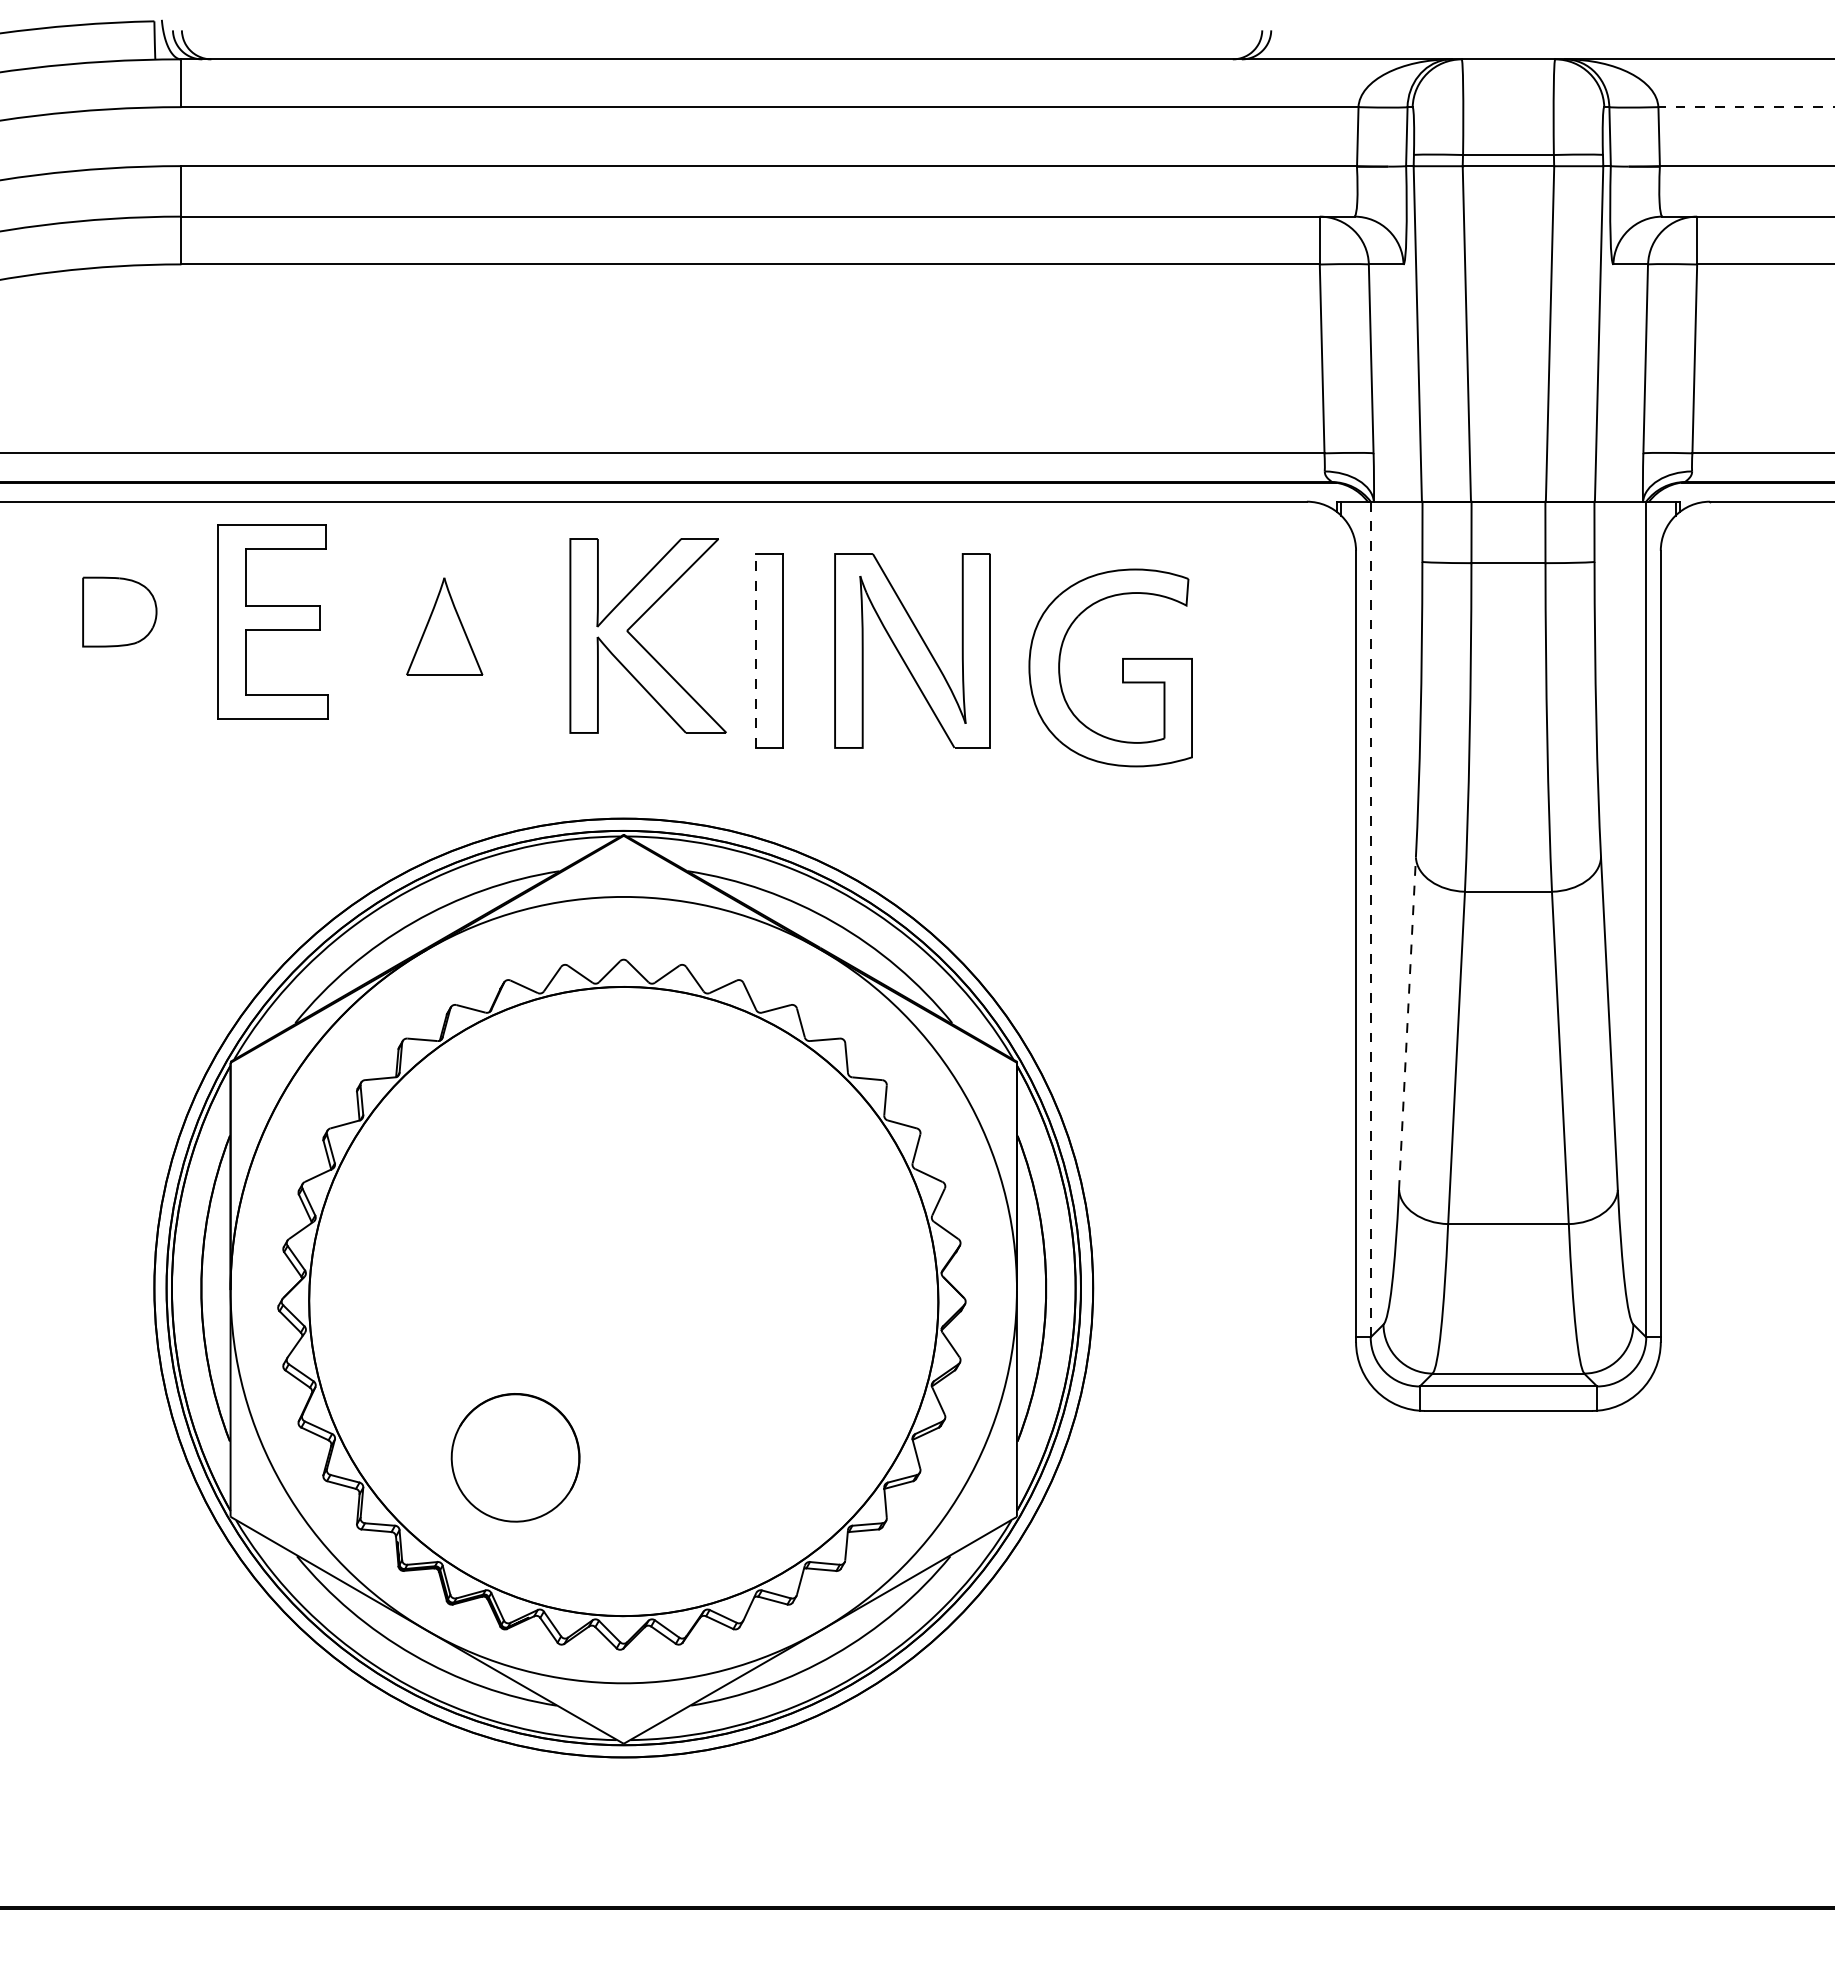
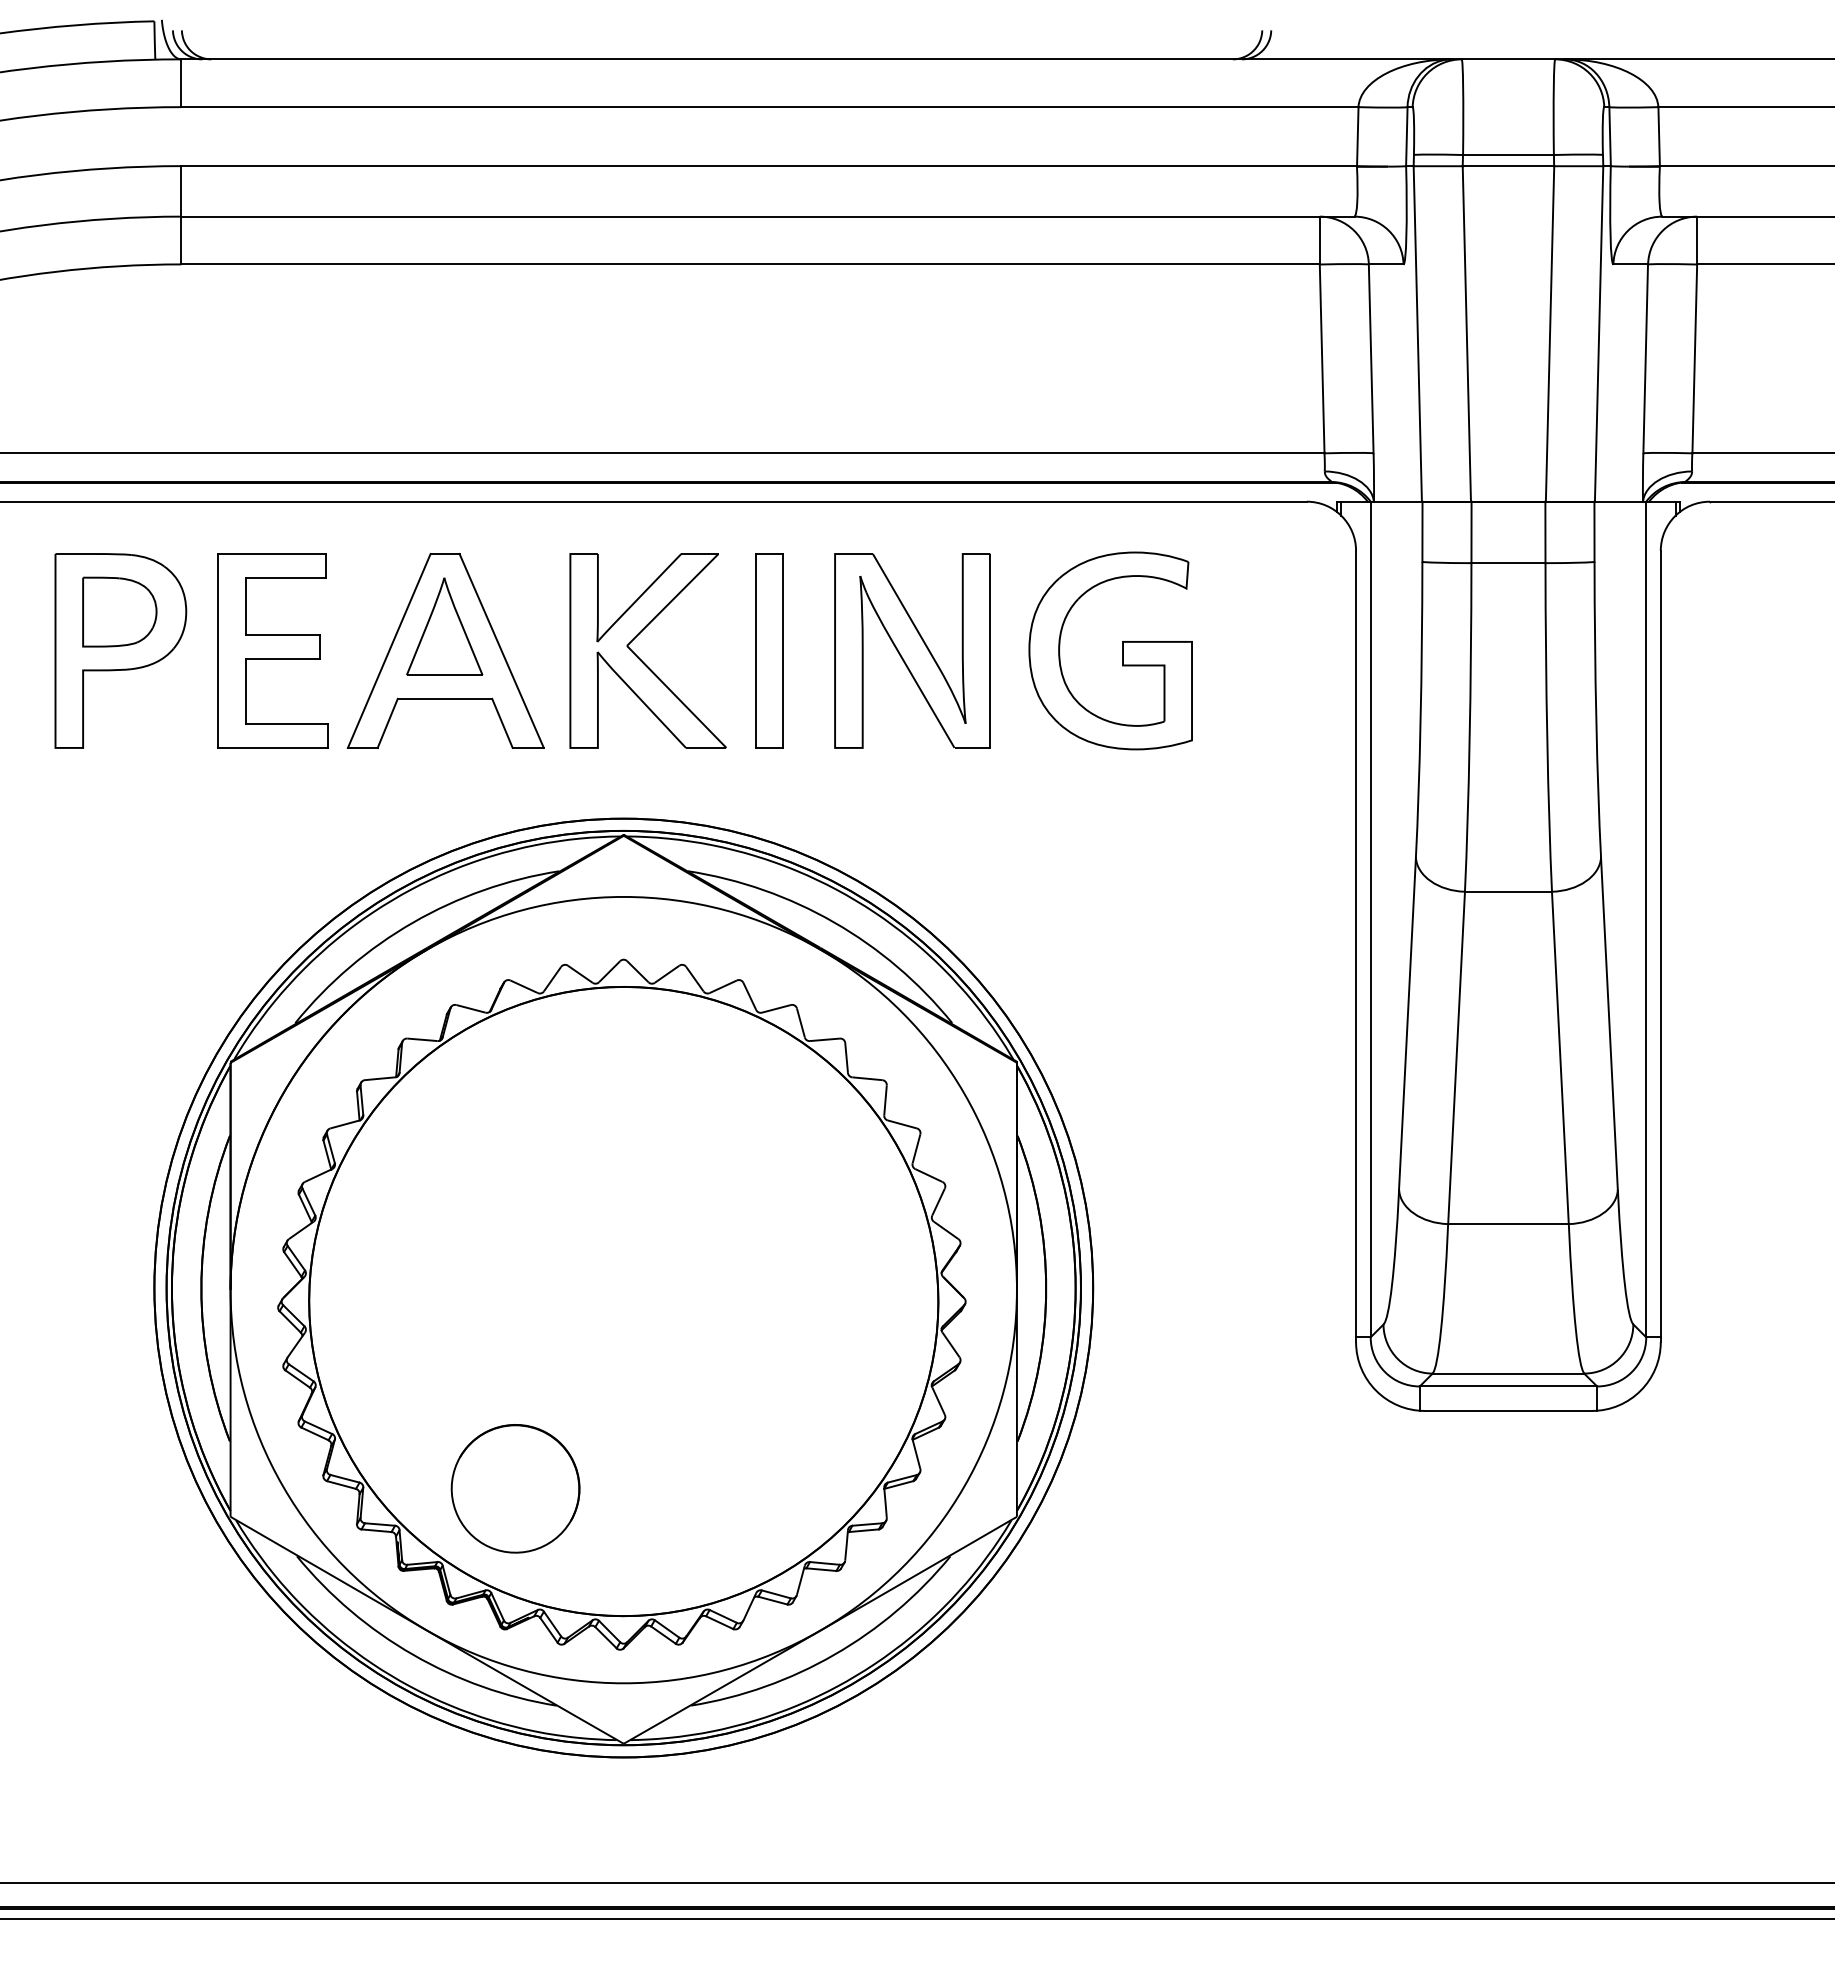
line: dashed -> solid (1746, 107)
part position: (272, 621) -> (272, 650) (272, 650)
part position: (639, 642) -> (639, 657) (639, 657)
part: none -> present (120, 650)
part: none -> present (445, 650)
line: dashed -> solid (755, 650)
part position: (1122, 667) -> (1122, 650) (1122, 650)
line: dashed -> solid (1370, 919)
line: dashed -> solid (1407, 1023)
part position: (515, 1457) -> (515, 1488) (515, 1488)
line: none -> present (916, 1882)
line: none -> present (916, 1918)
